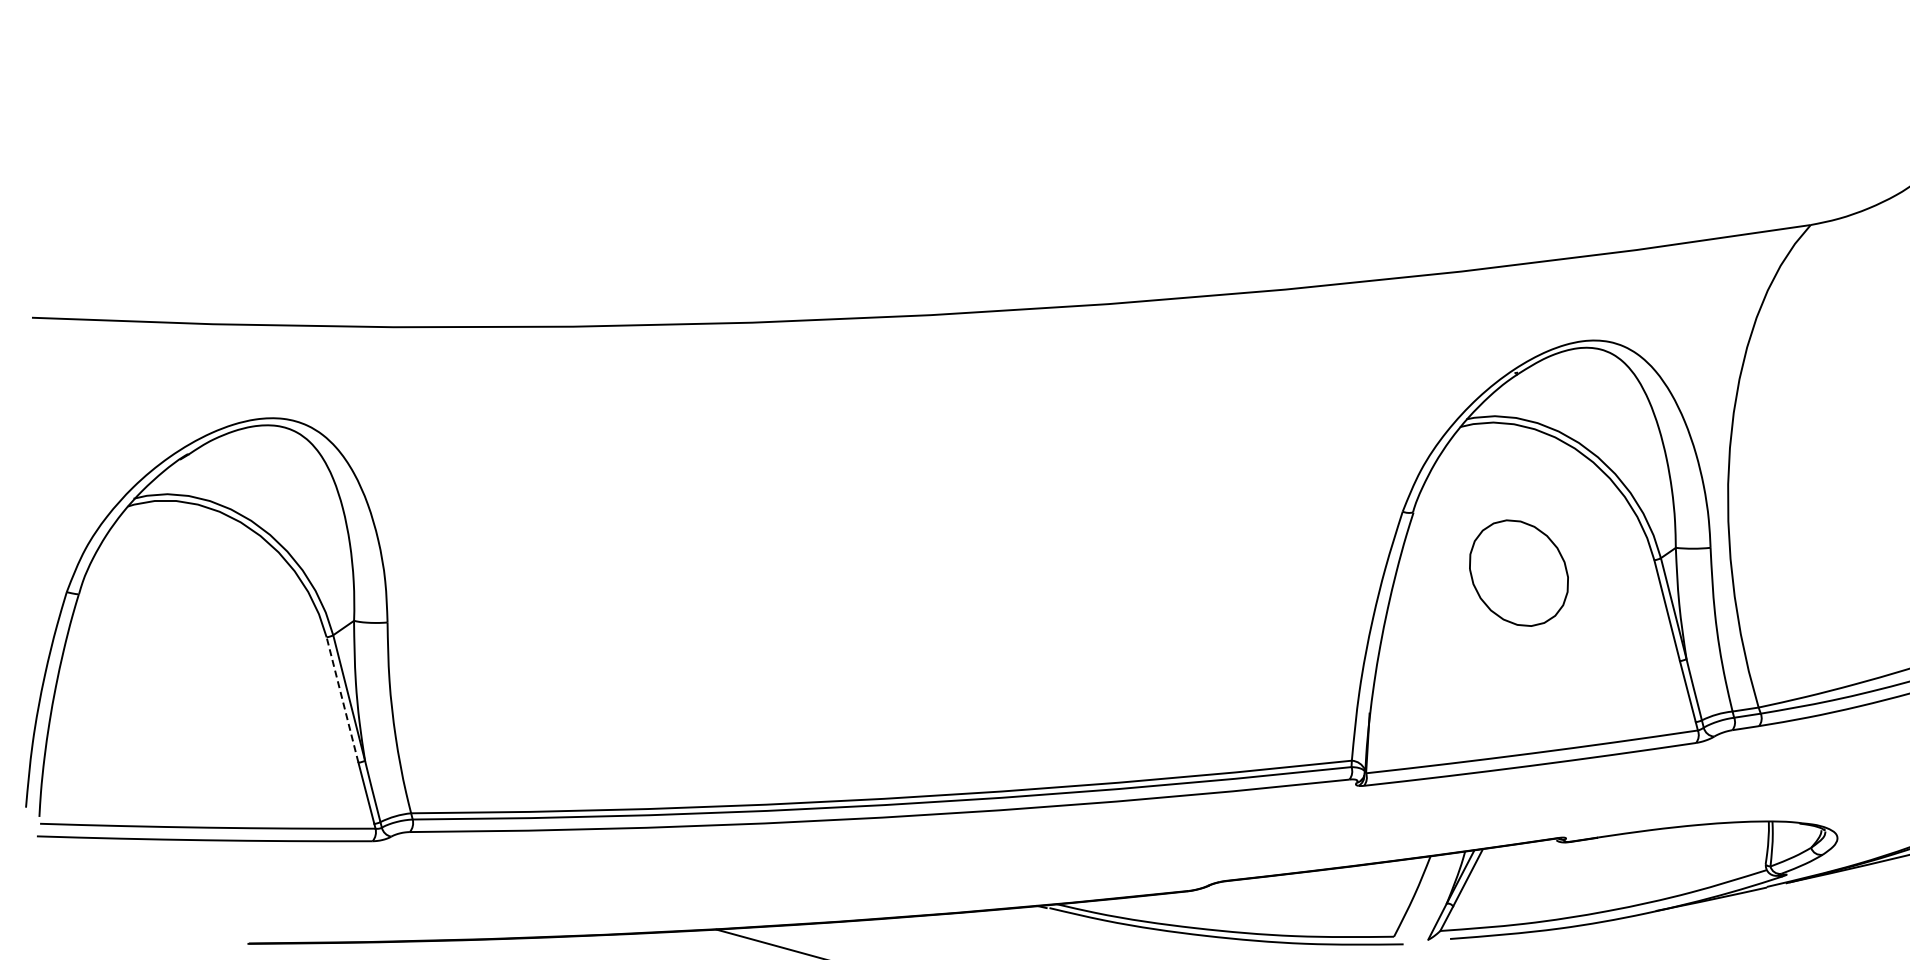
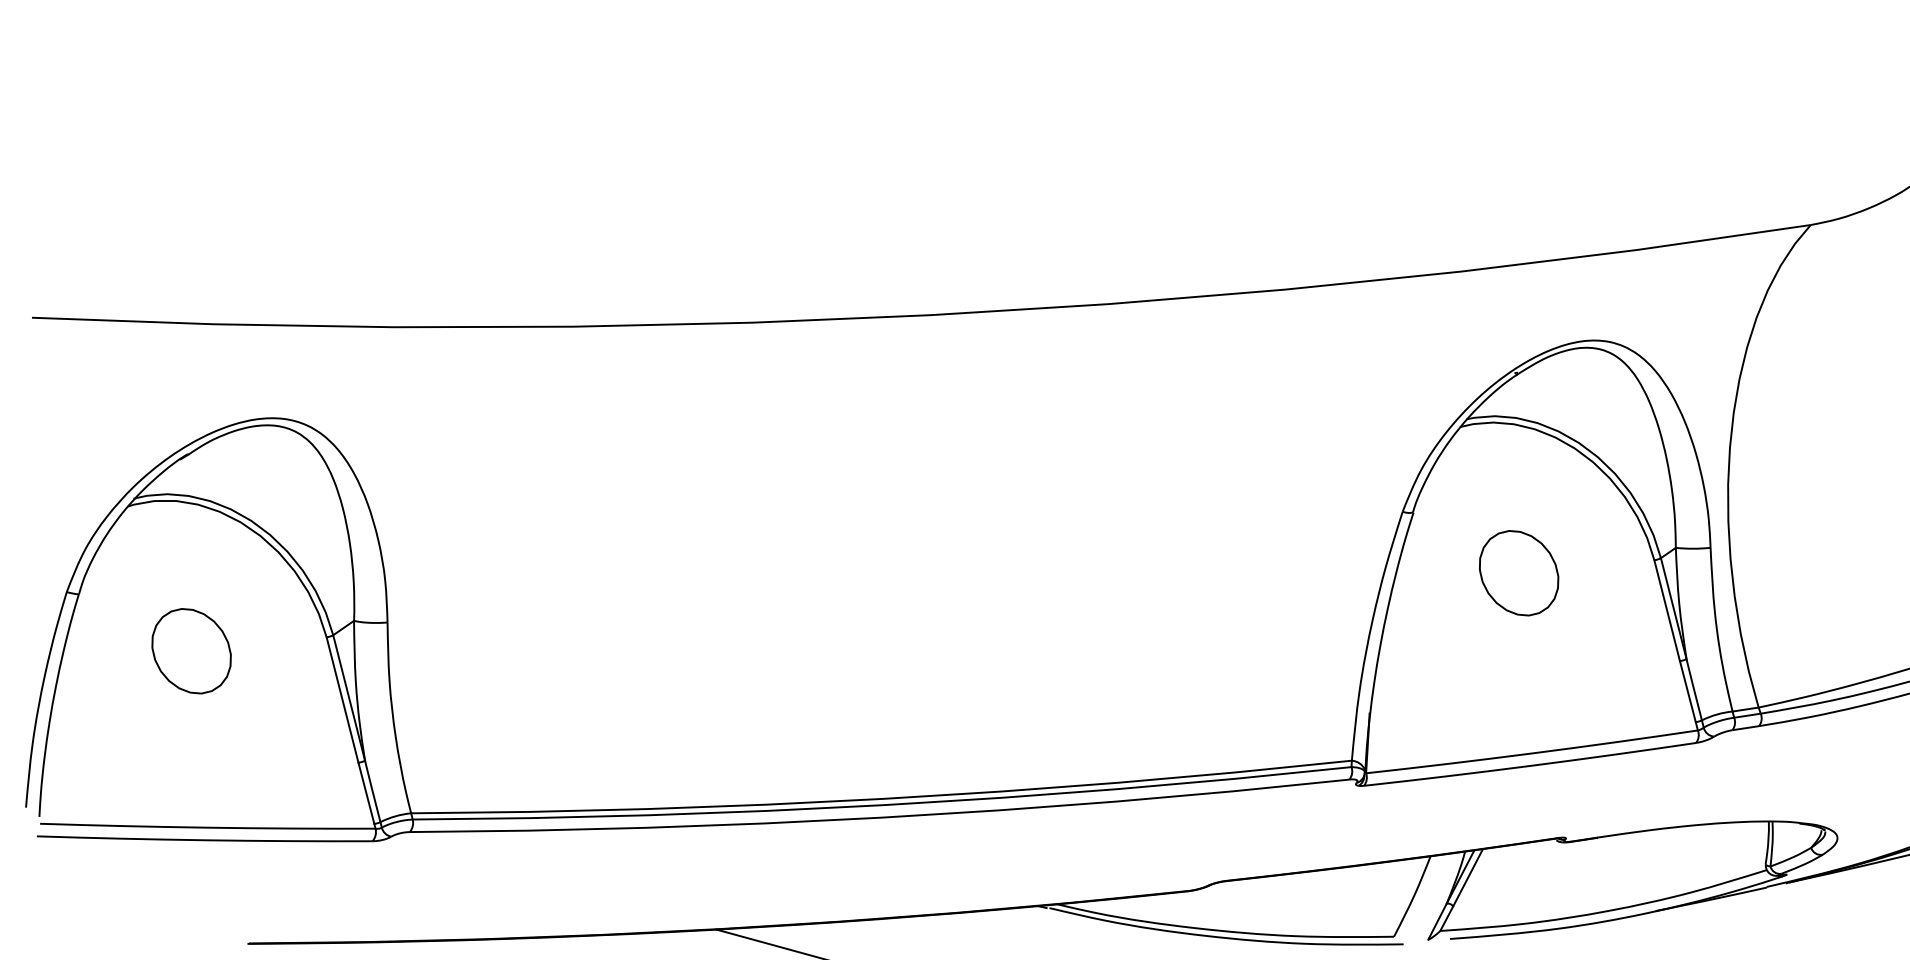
part size: 100x108 px -> 81x87 px (1519, 573)
part: none -> present (191, 651)
line: dashed -> solid (342, 700)
